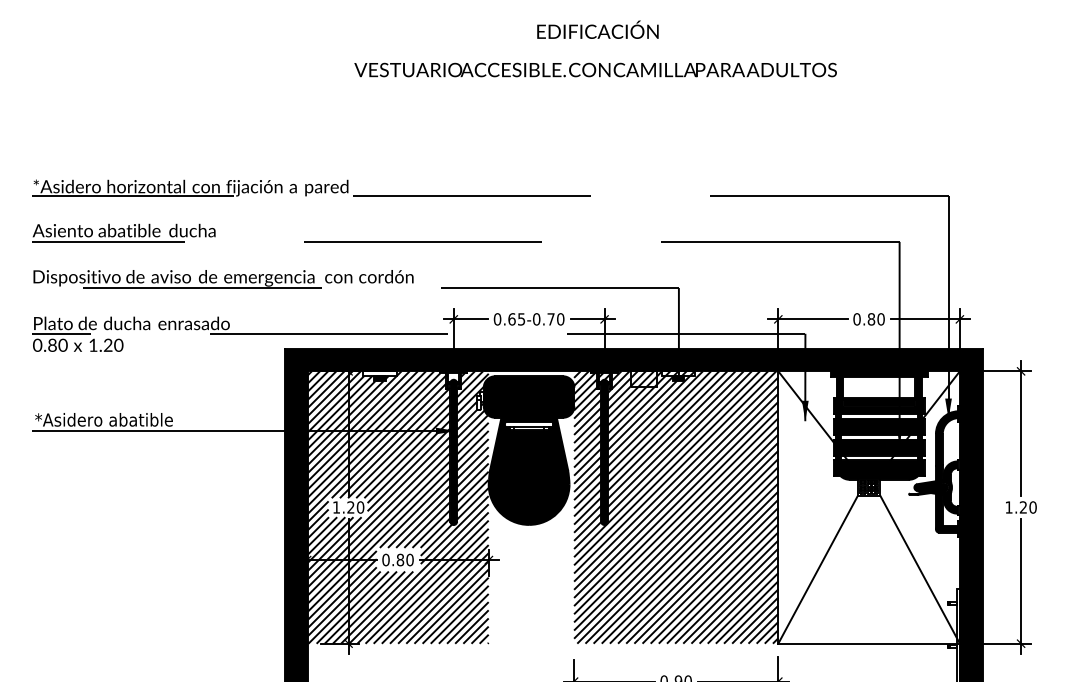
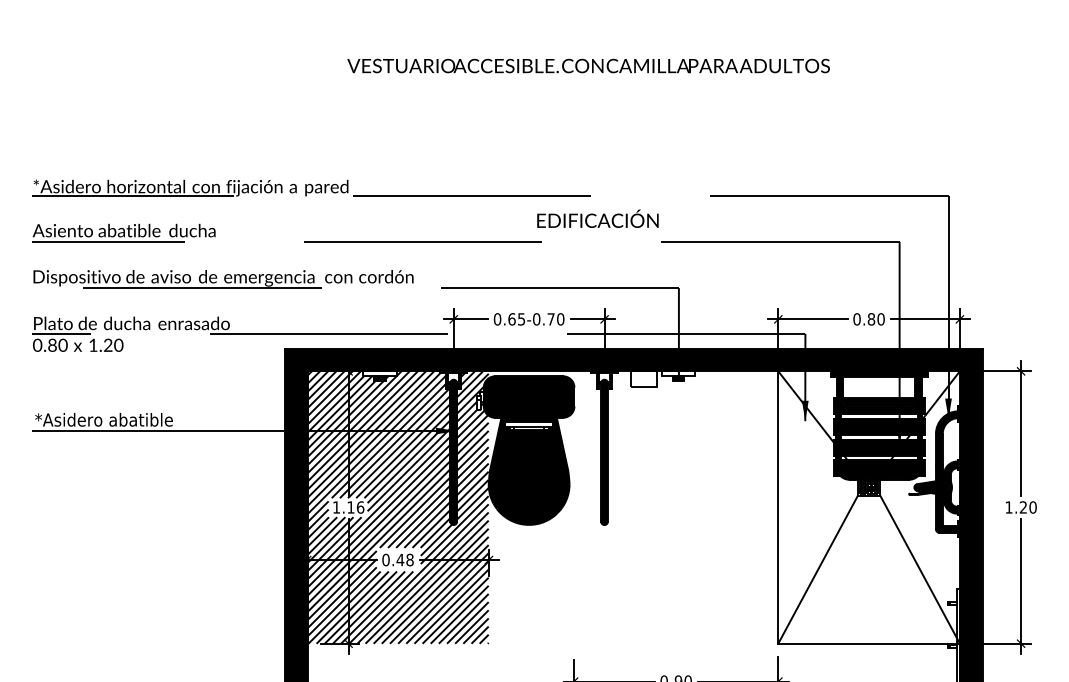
text position: (597, 29) -> (597, 218) (597, 218)
text position: (595, 69) -> (588, 65) (588, 65)
text: 1.20 -> 1.16 (355, 507)
hatch: present -> none (676, 507)
text: 0.80 -> 0.48 (404, 559)
